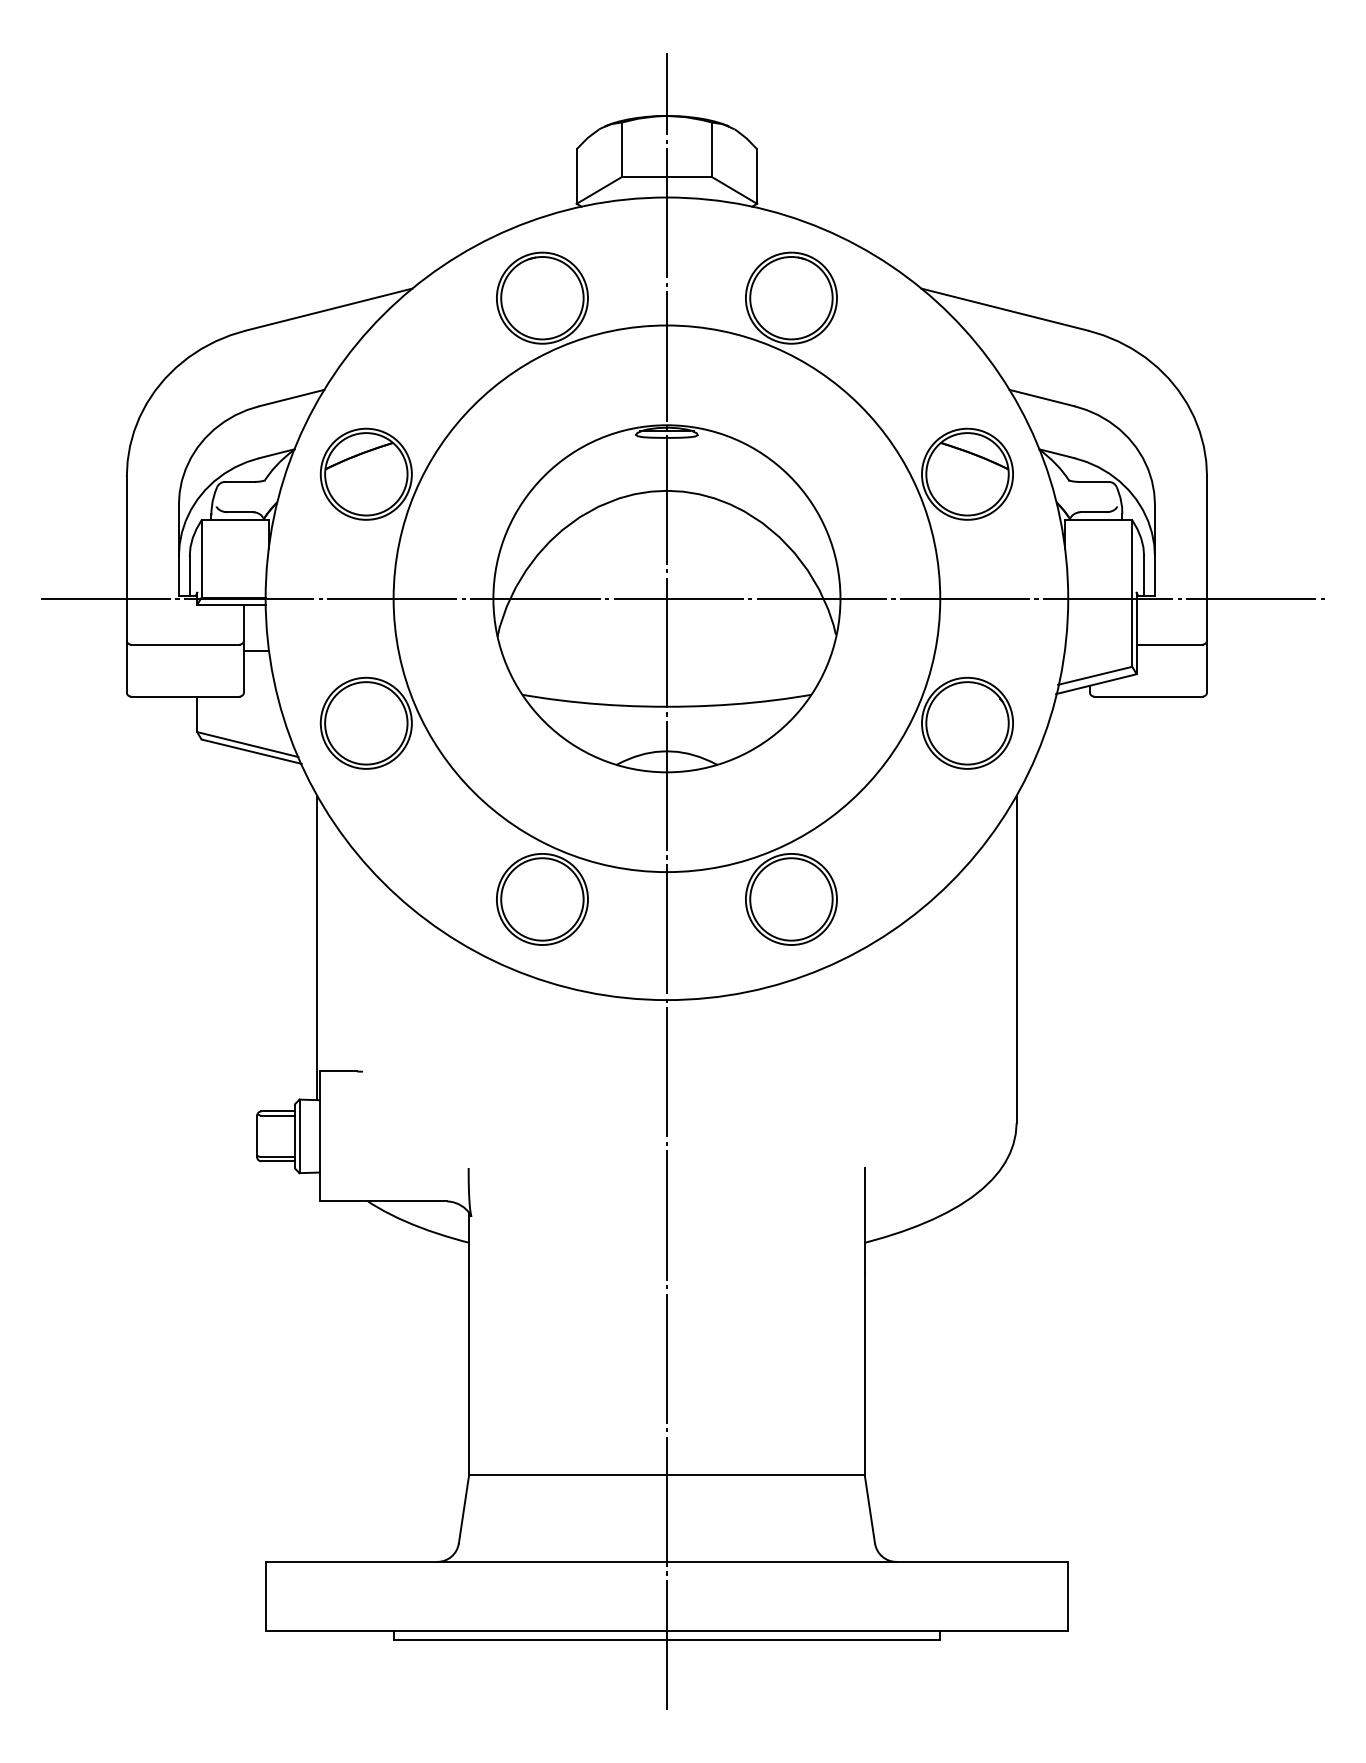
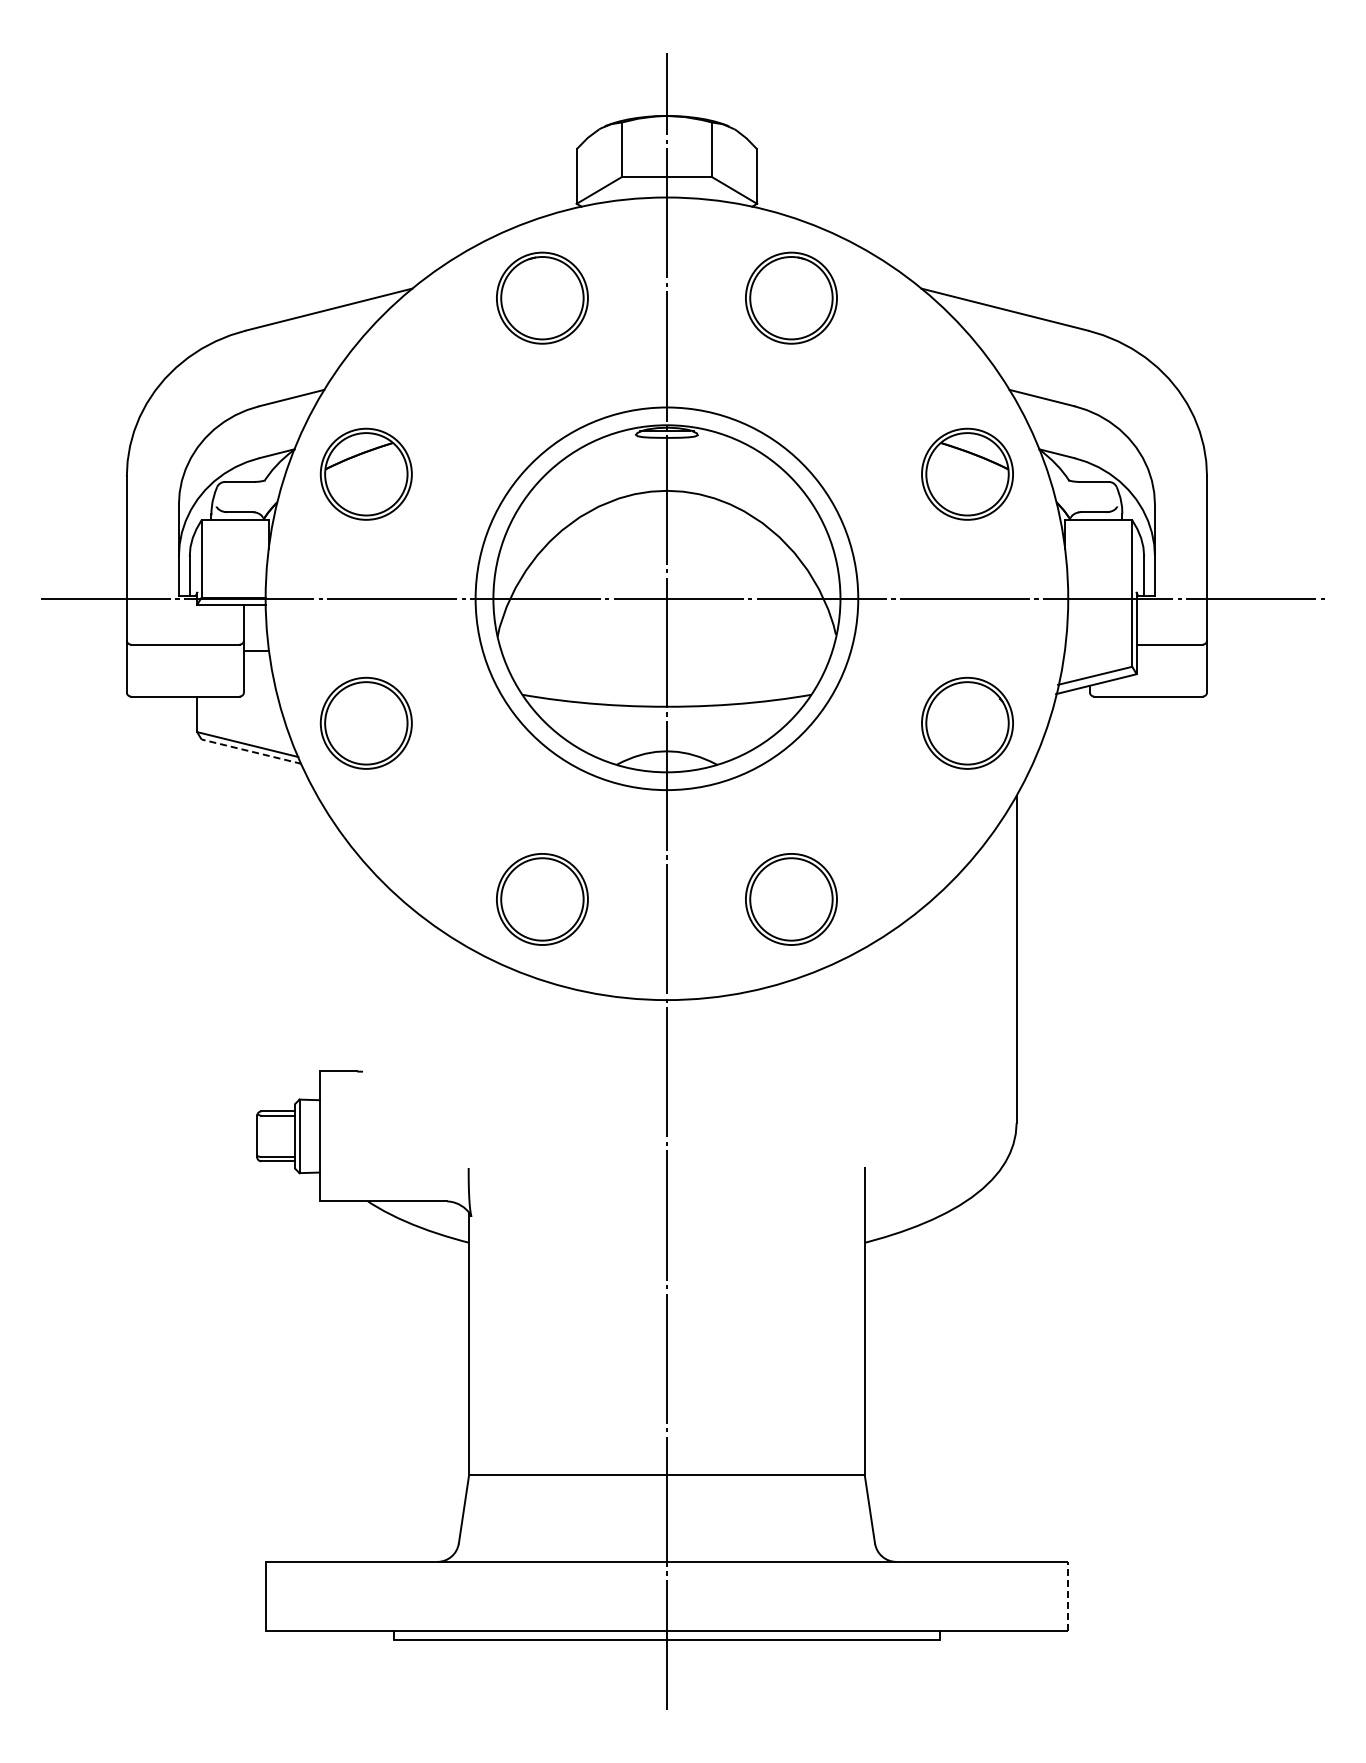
circle diameter: 547 px -> 383 px (666, 598)
line: solid -> dashed (251, 751)
line: present -> none (317, 947)
line: solid -> dashed (1068, 1596)
